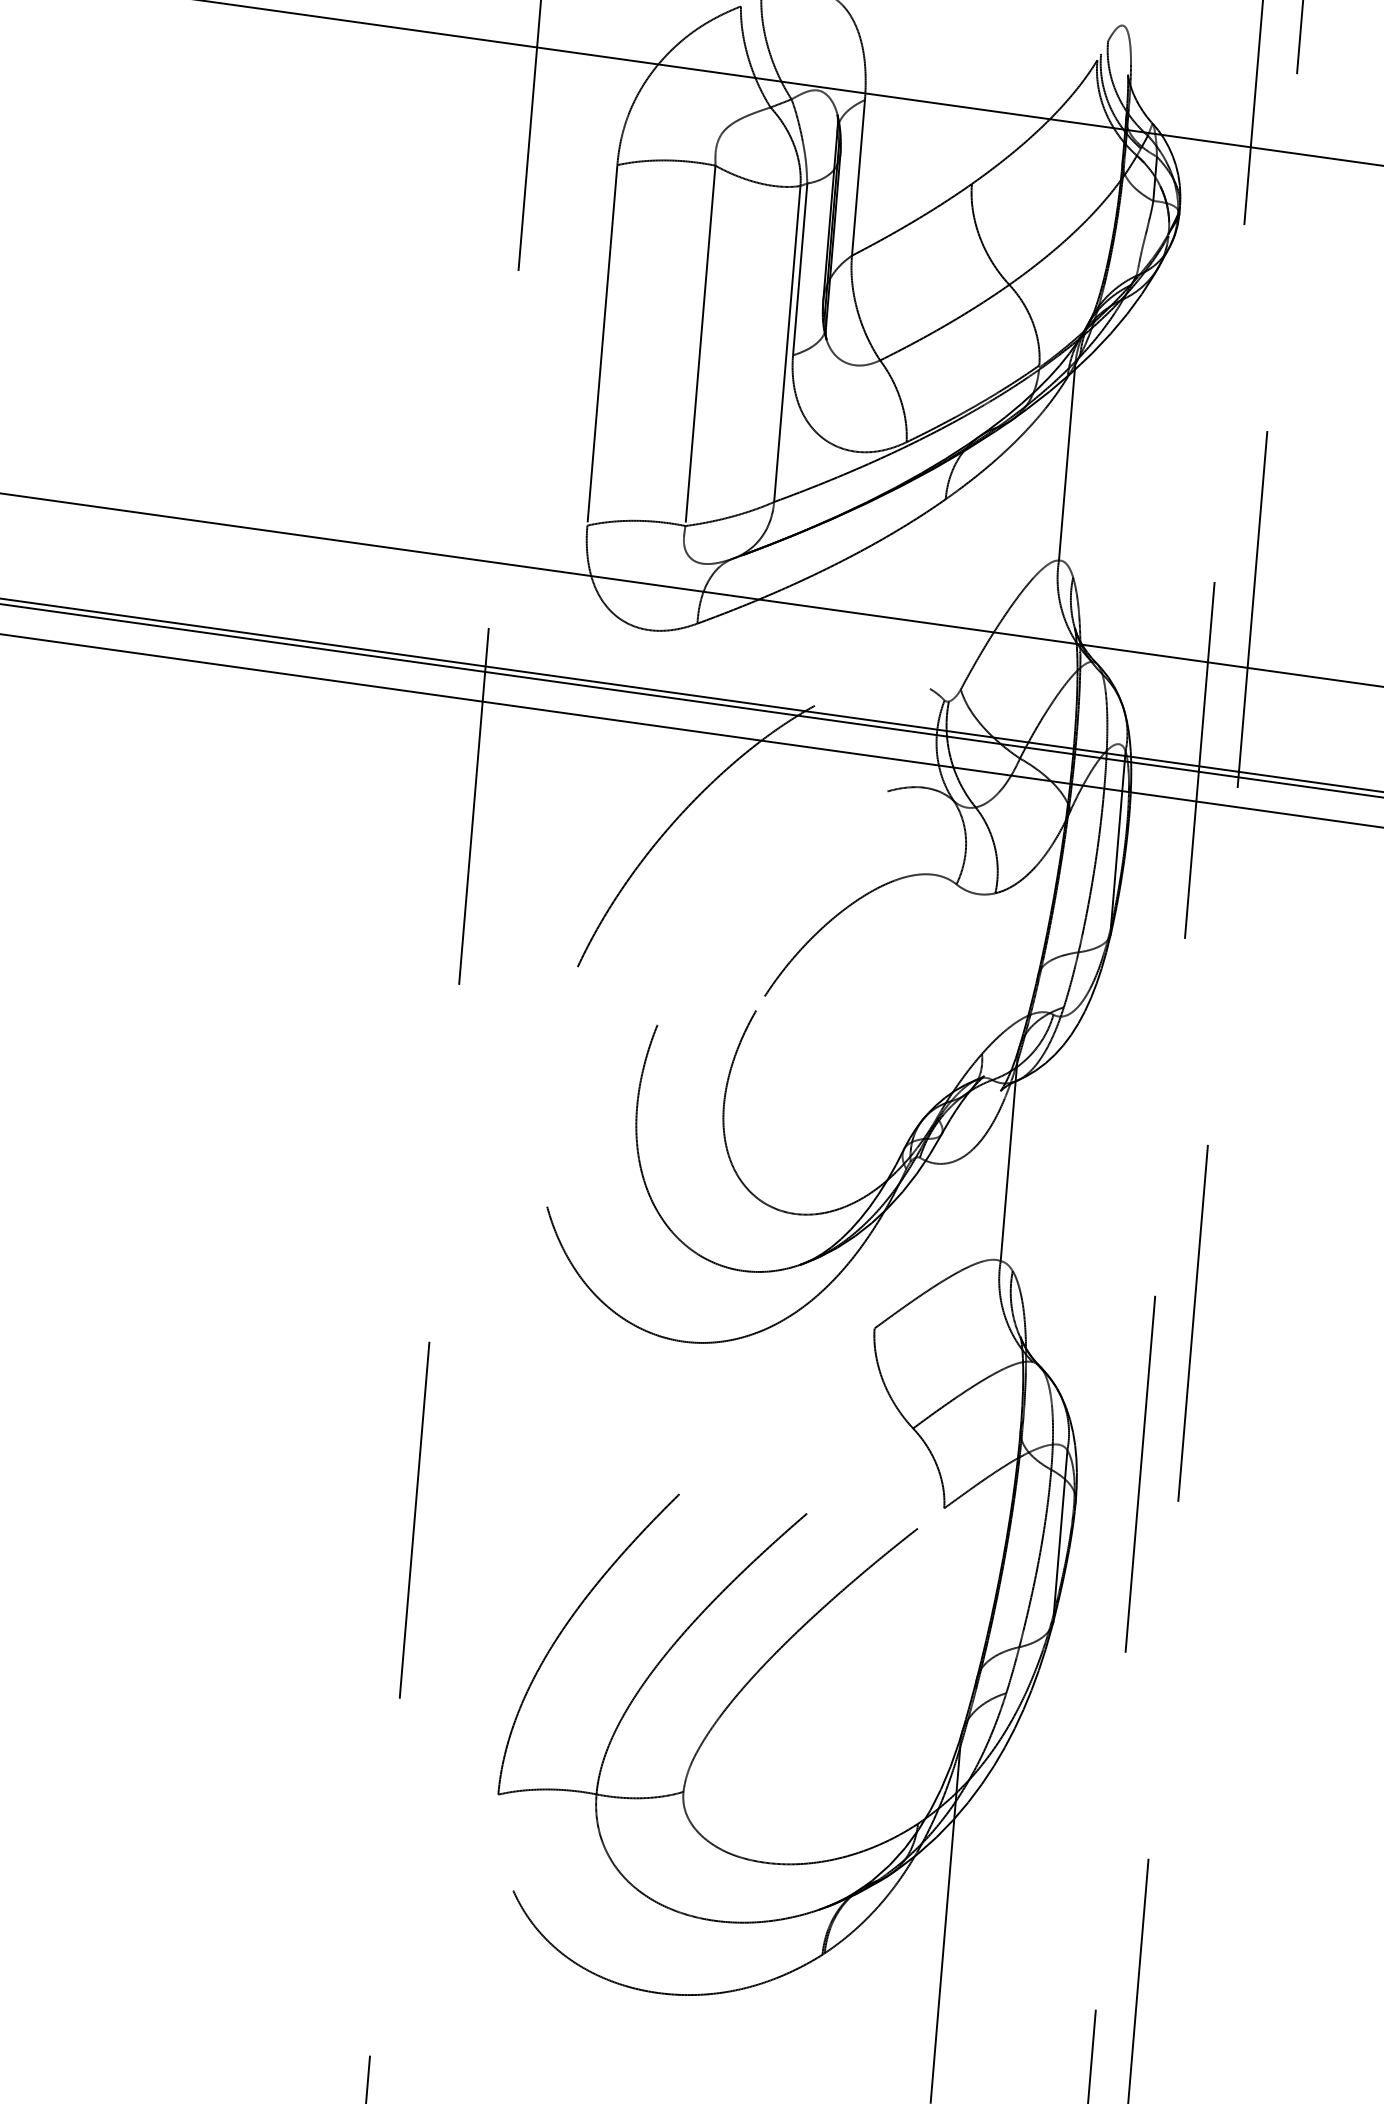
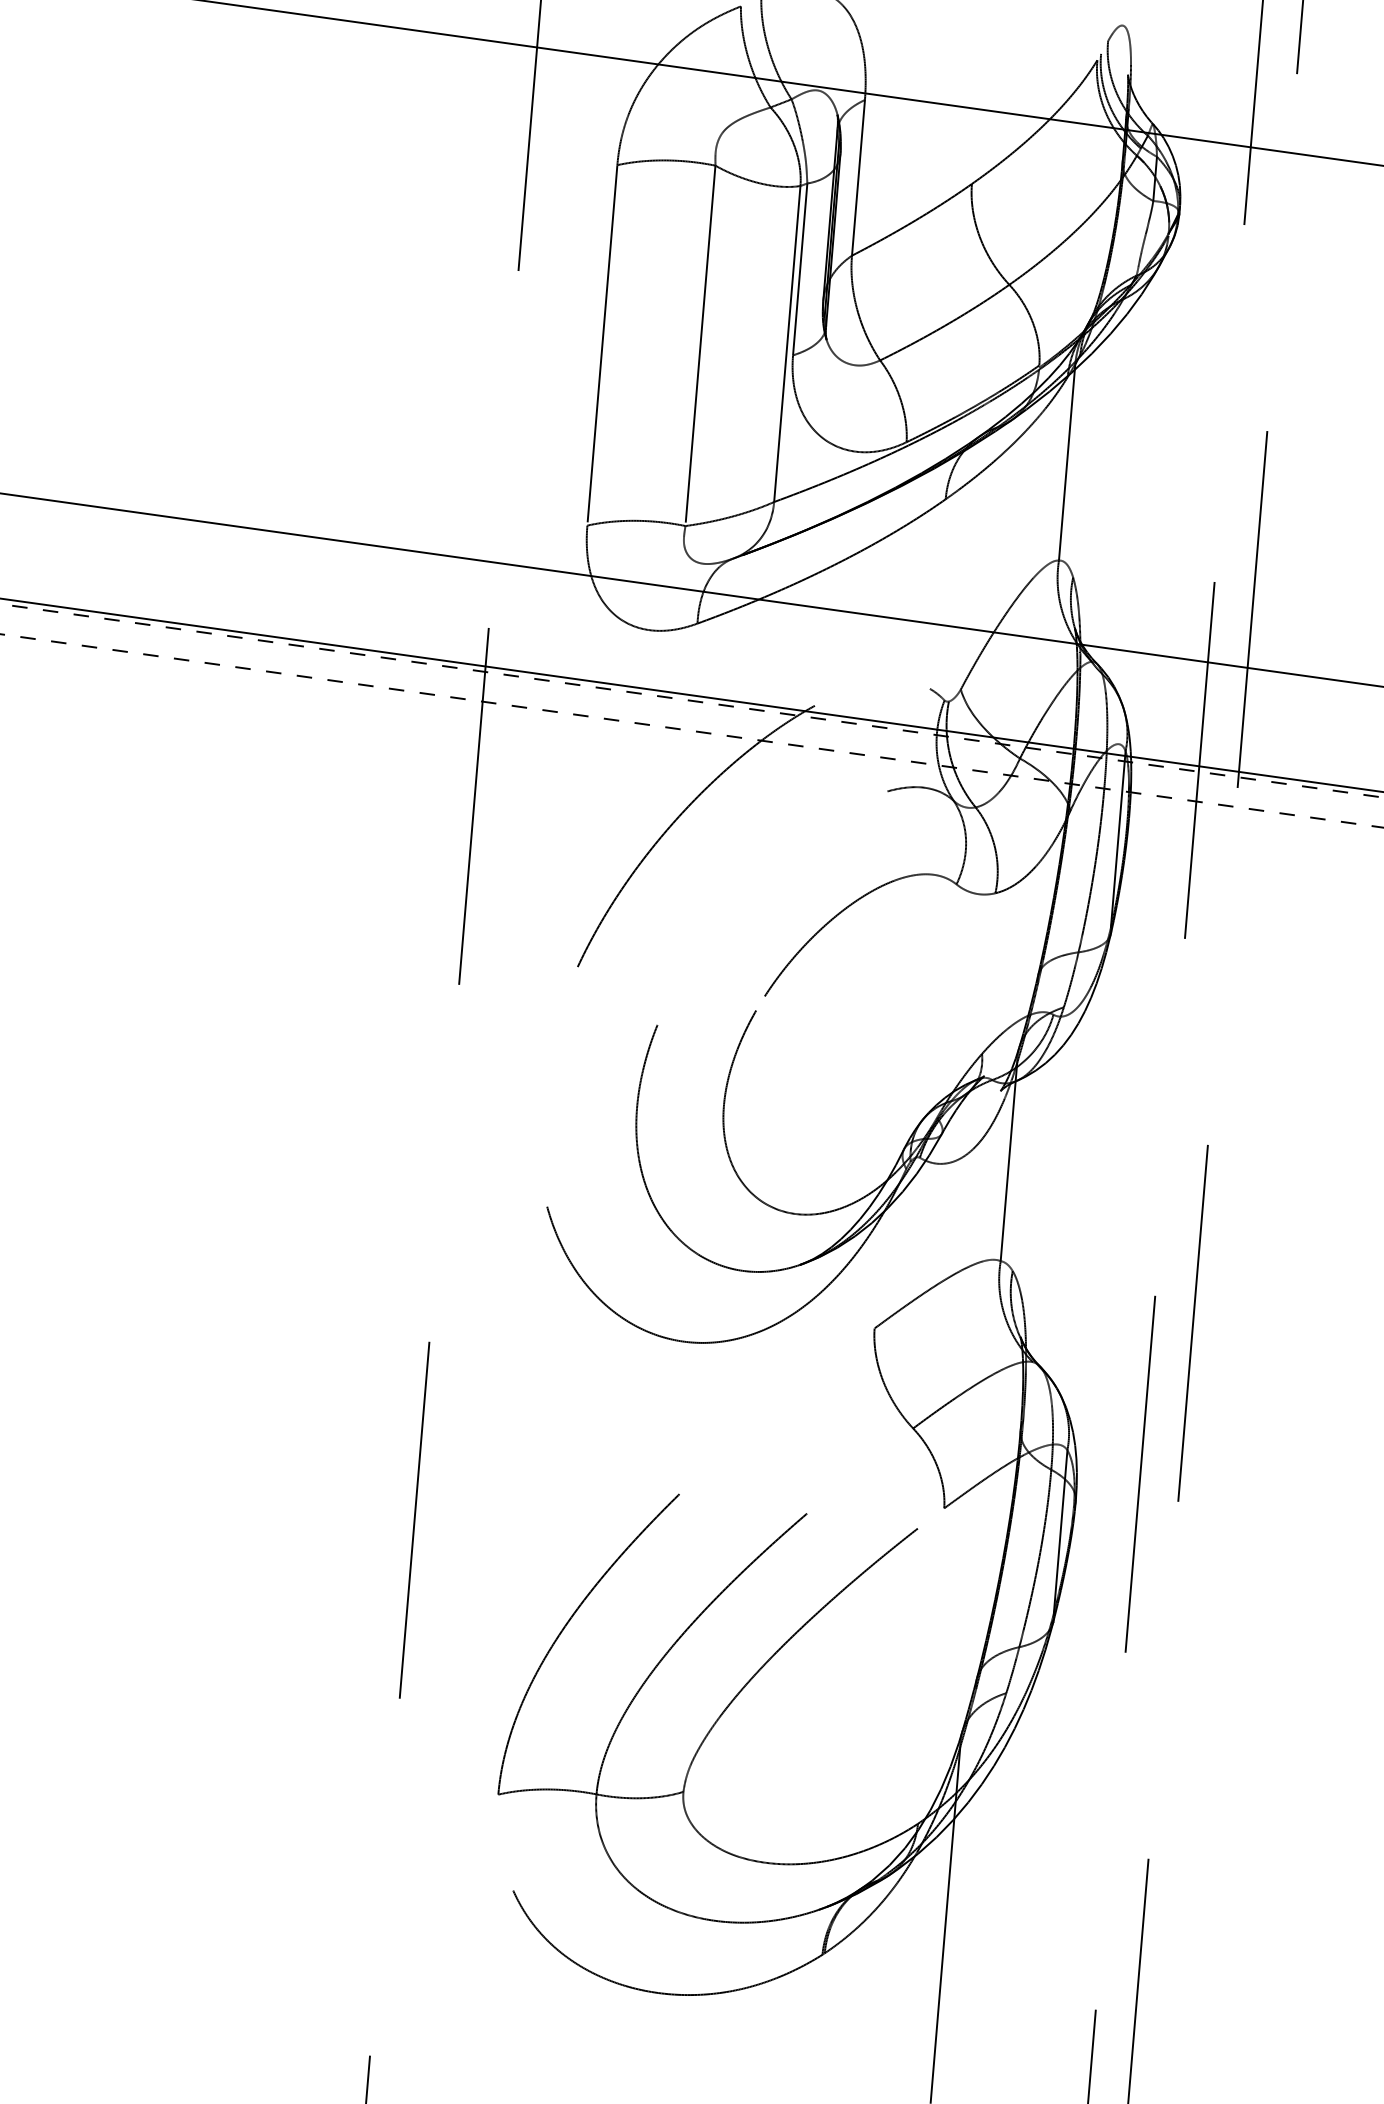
line: solid -> dashed (691, 700)
line: solid -> dashed (692, 731)
